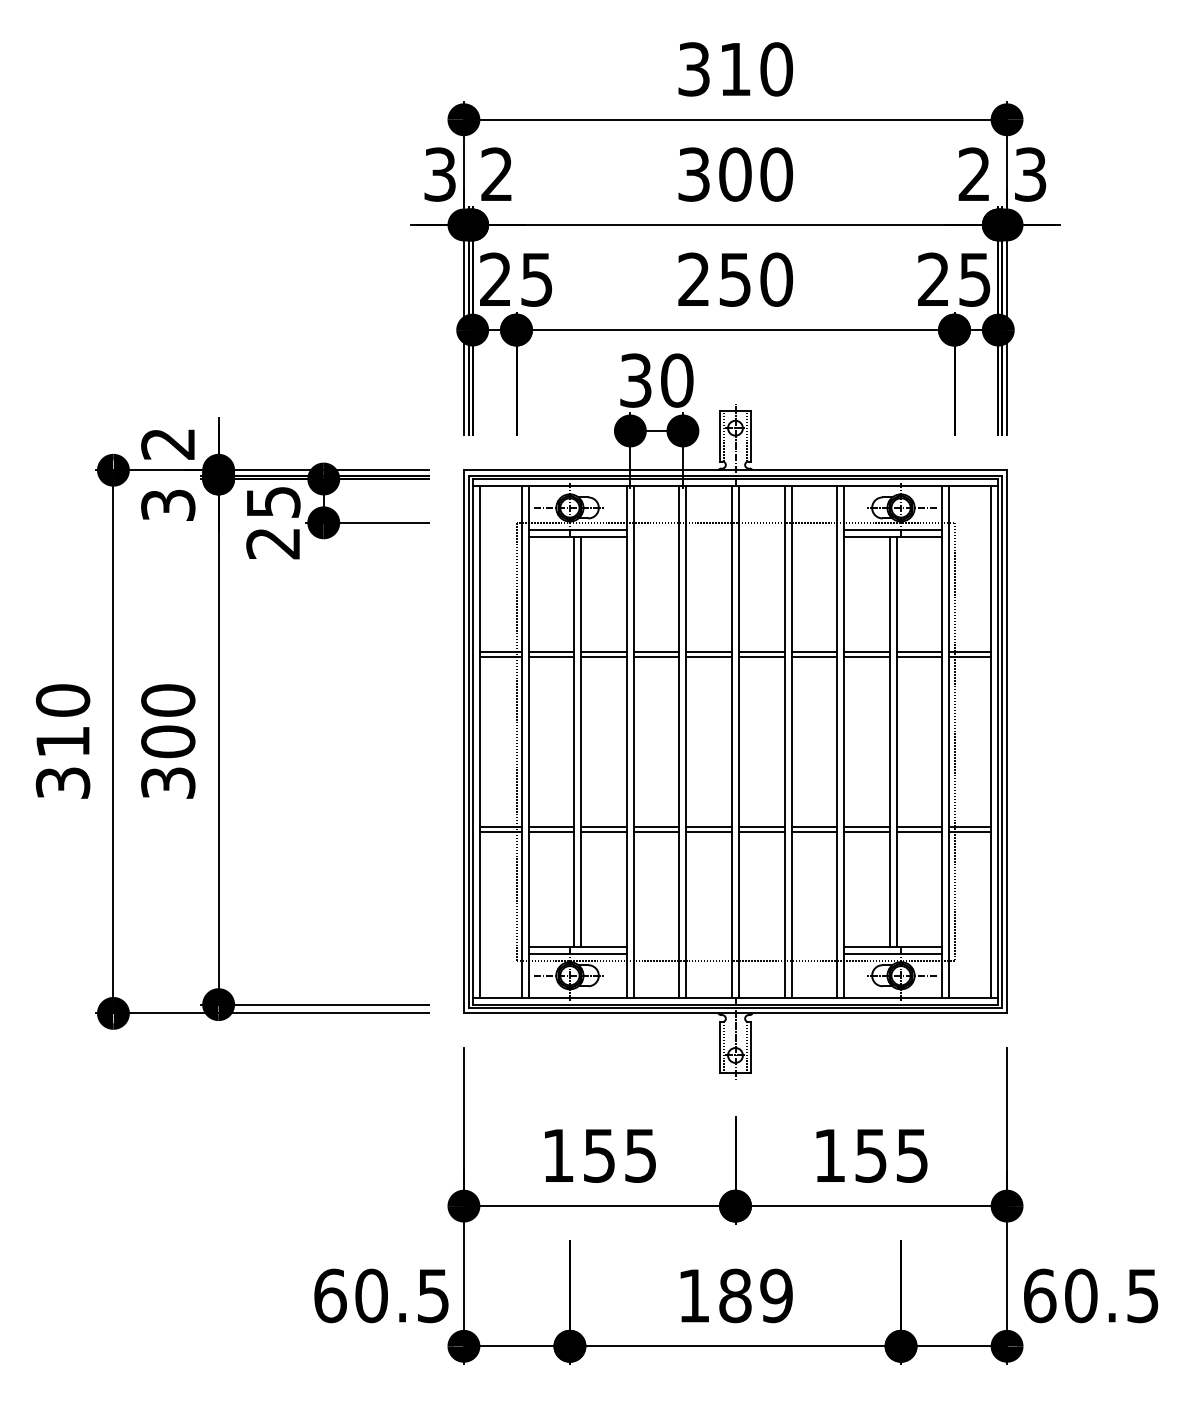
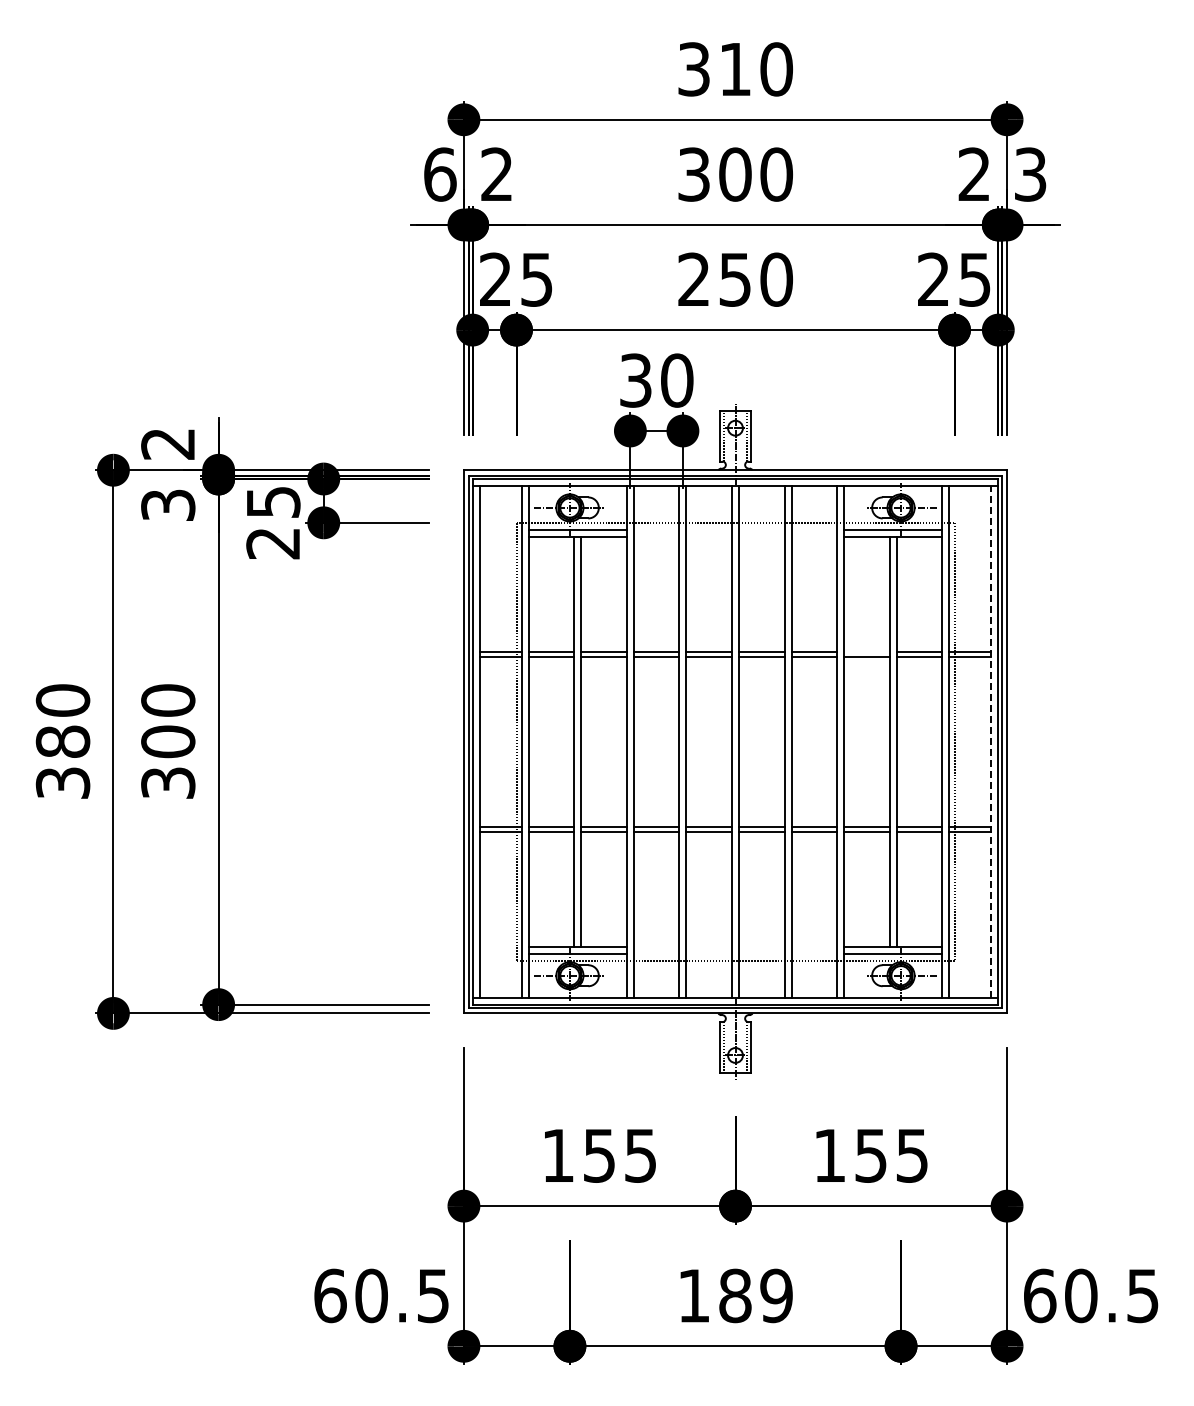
text: 3 -> 6 (440, 174)
line: present -> none (866, 651)
text: 310 -> 380 (62, 741)
line: solid -> dashed (991, 741)
